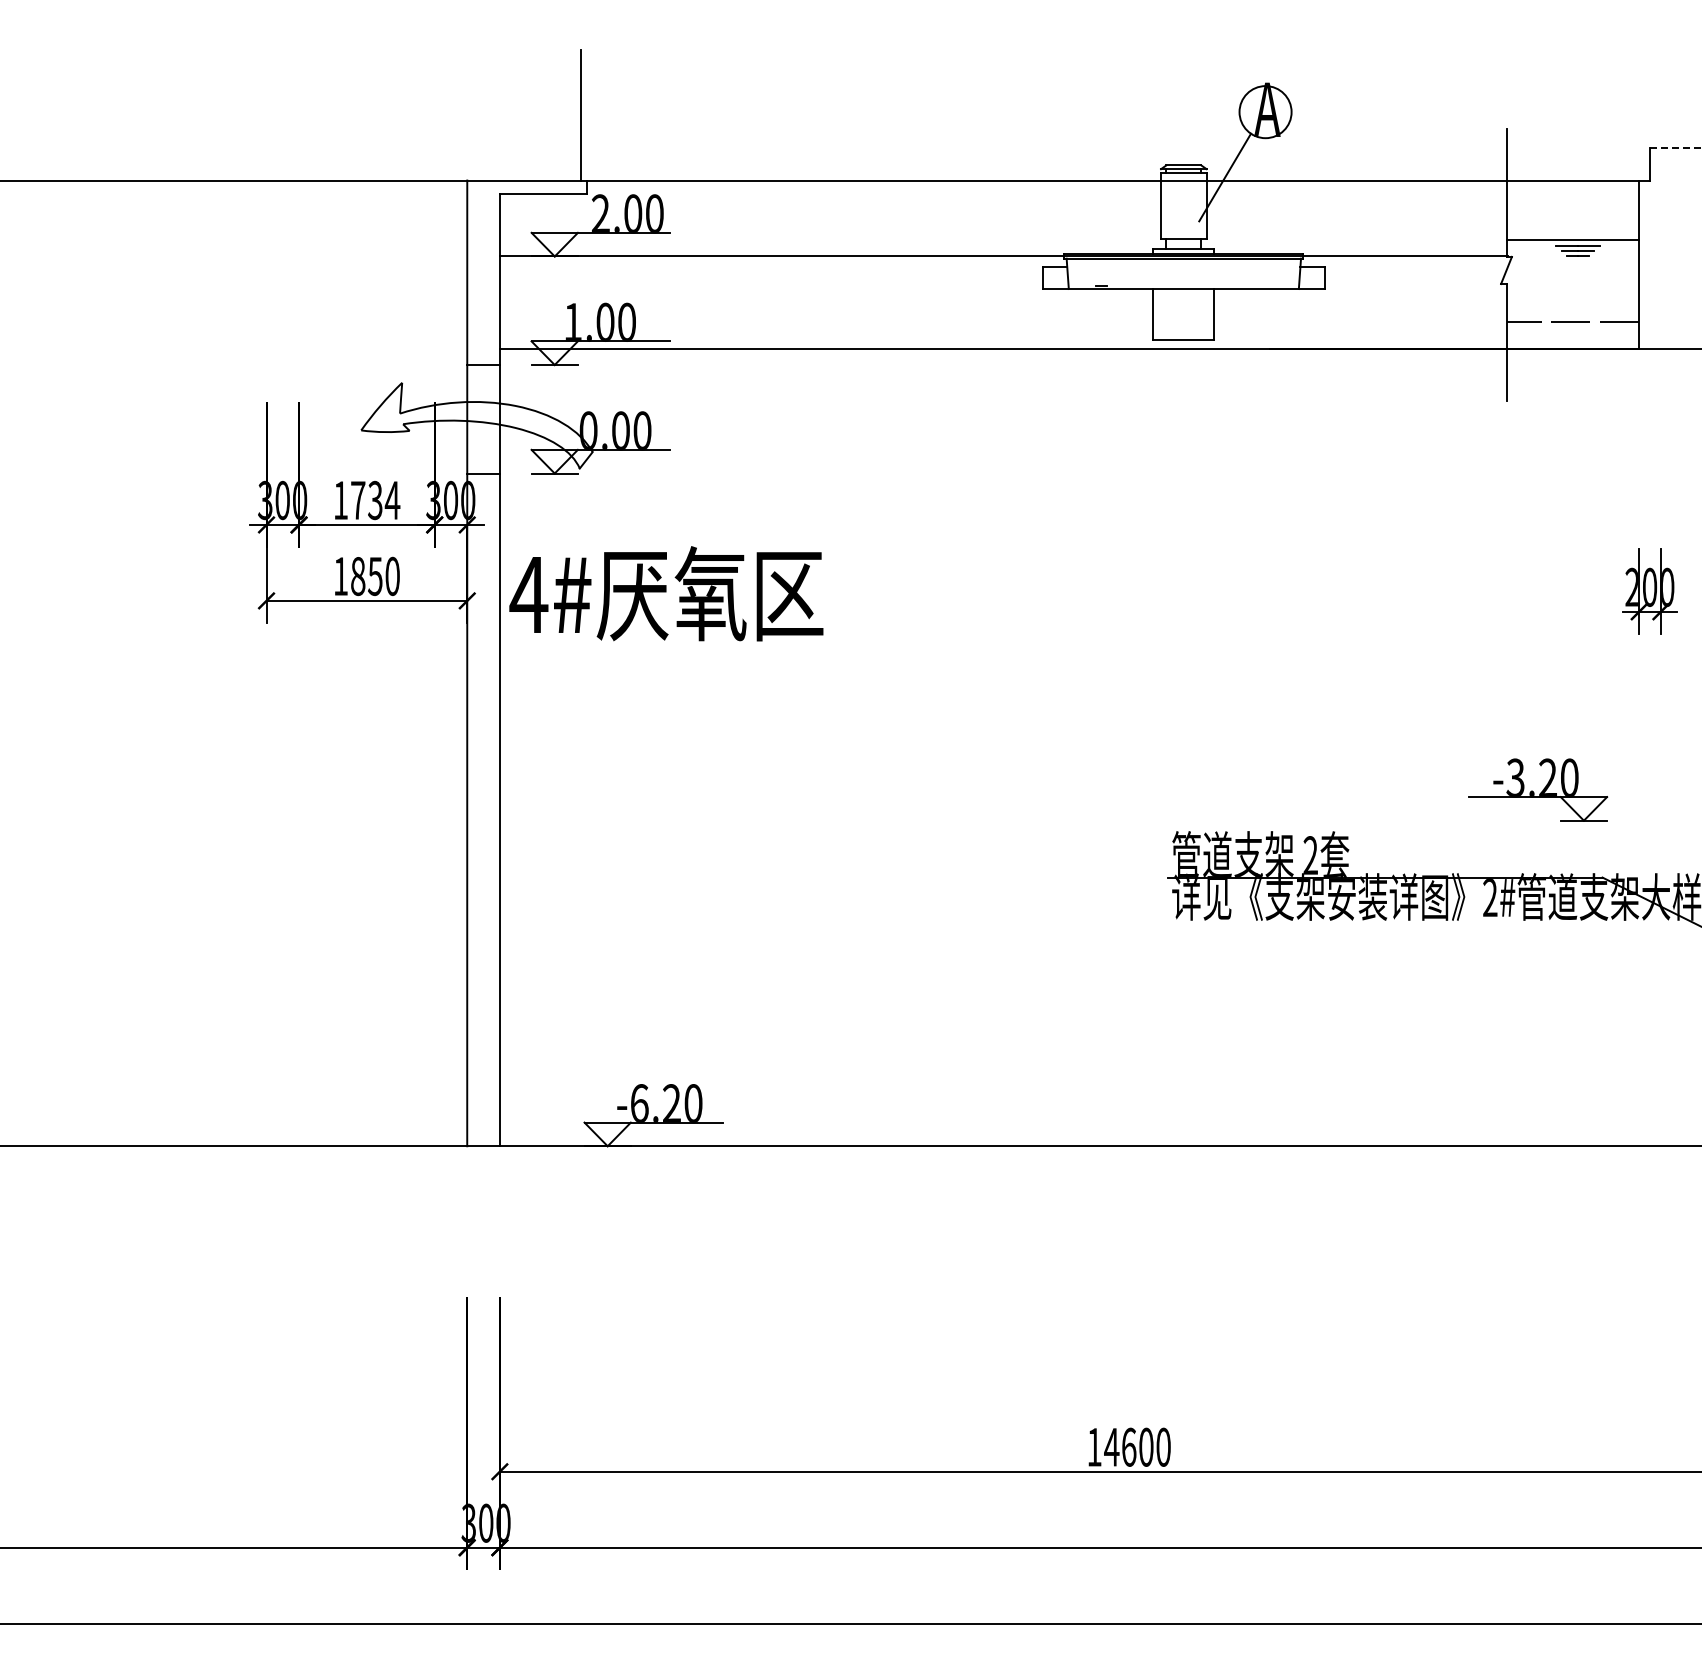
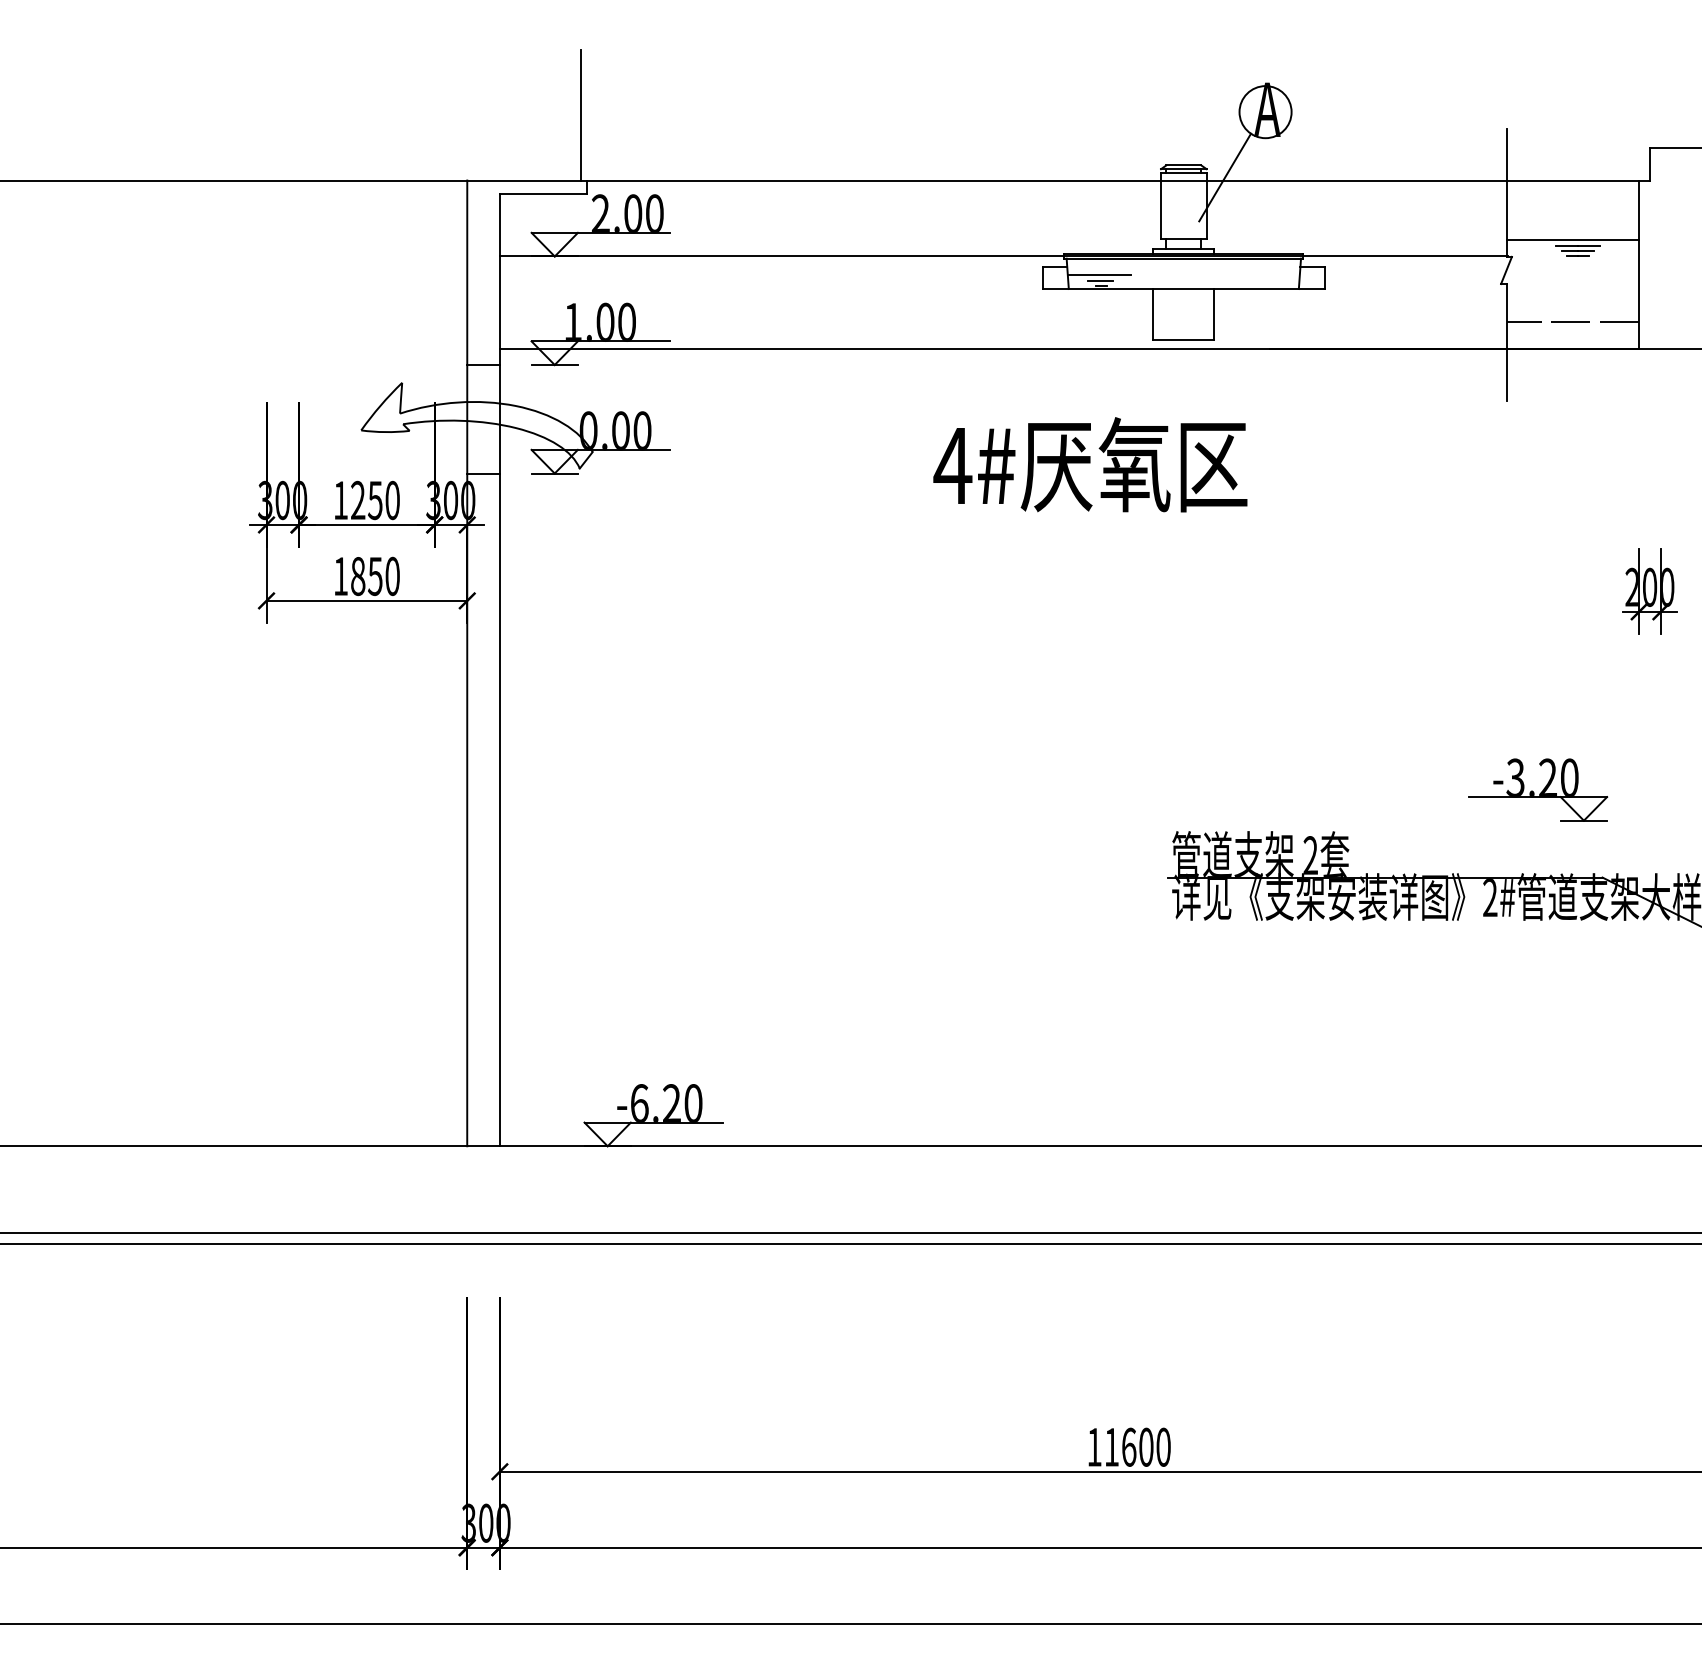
line: dashed -> solid (1675, 147)
line: none -> present (1099, 274)
line: none -> present (1100, 280)
text: 1734 -> 1250 (375, 500)
text position: (666, 593) -> (1090, 464) (1090, 464)
line: none -> present (850, 1233)
line: none -> present (850, 1243)
text: 14600 -> 11600 (1111, 1447)
